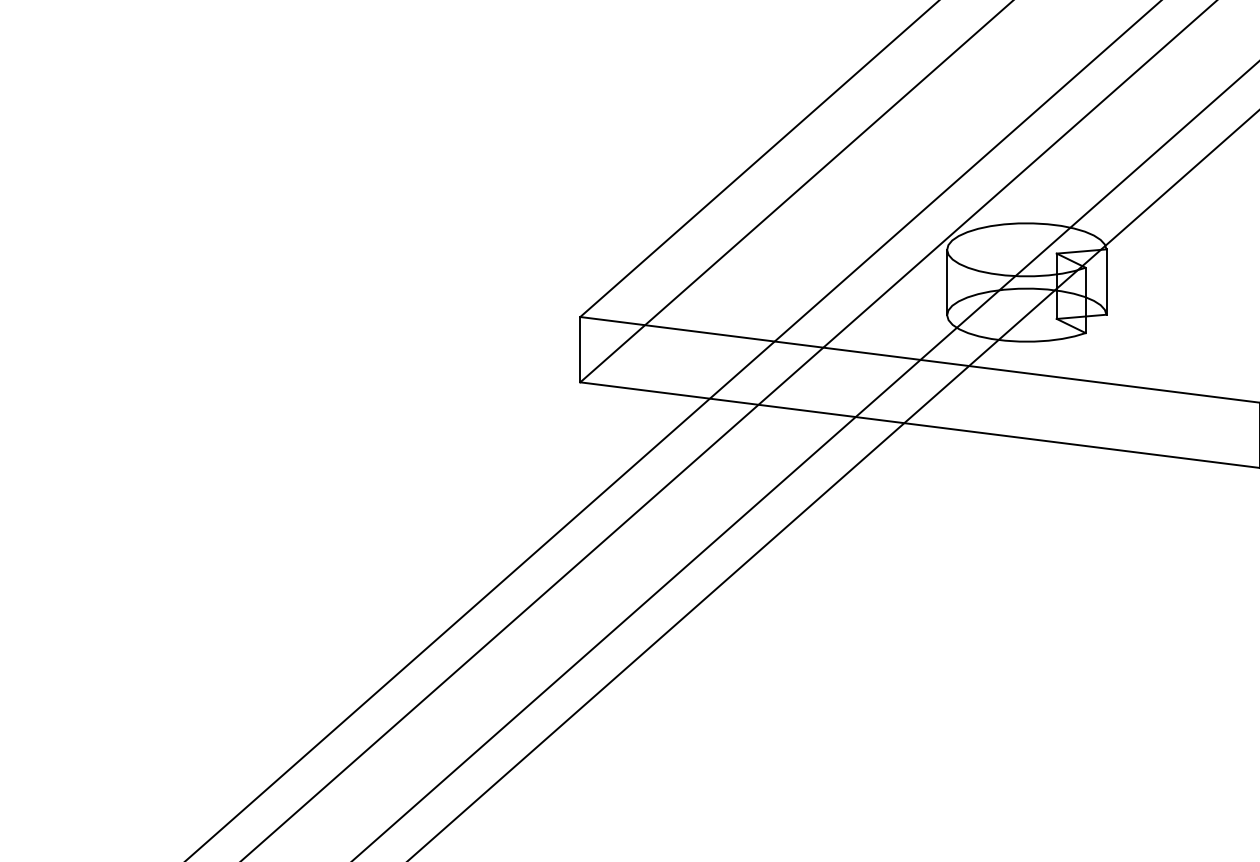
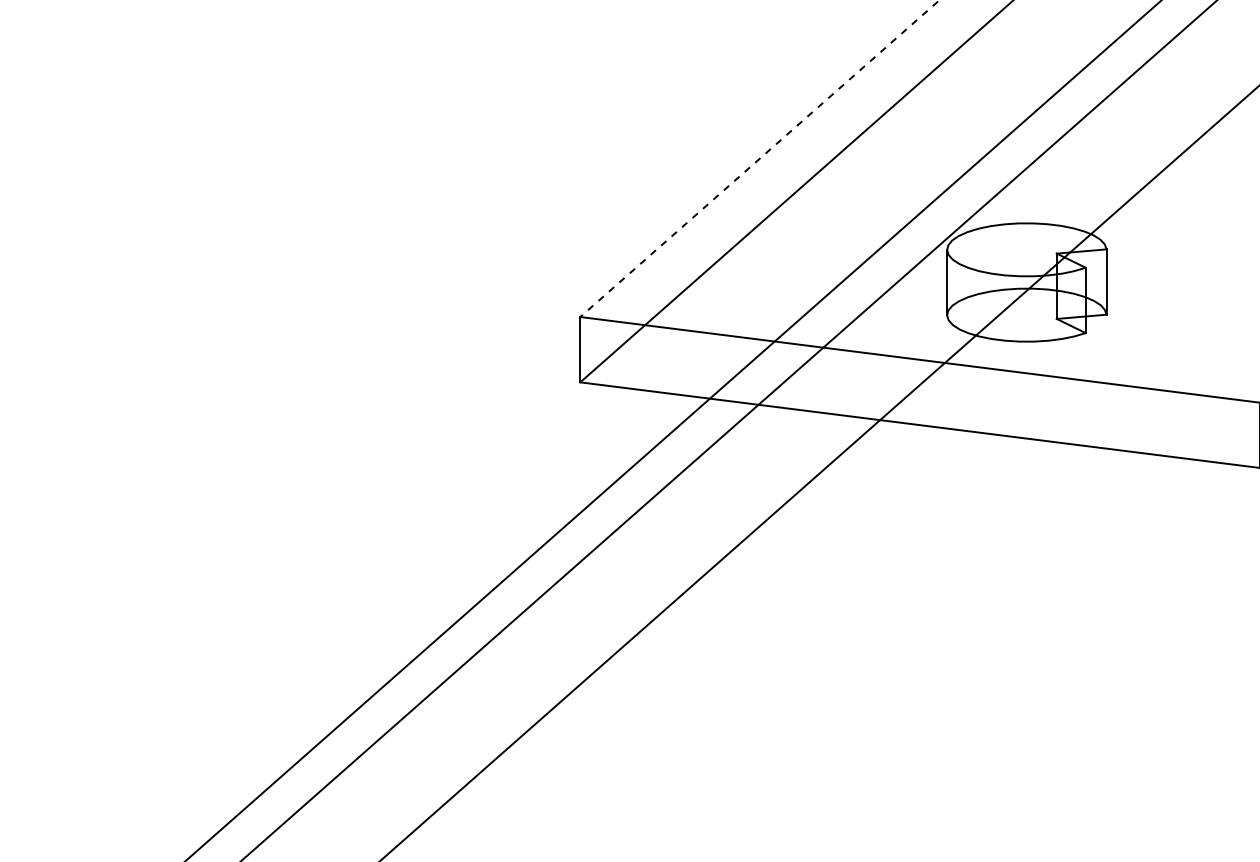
line: solid -> dashed (759, 158)
line position: (805, 460) -> (819, 473) (819, 473)
line: present -> none (833, 485)
